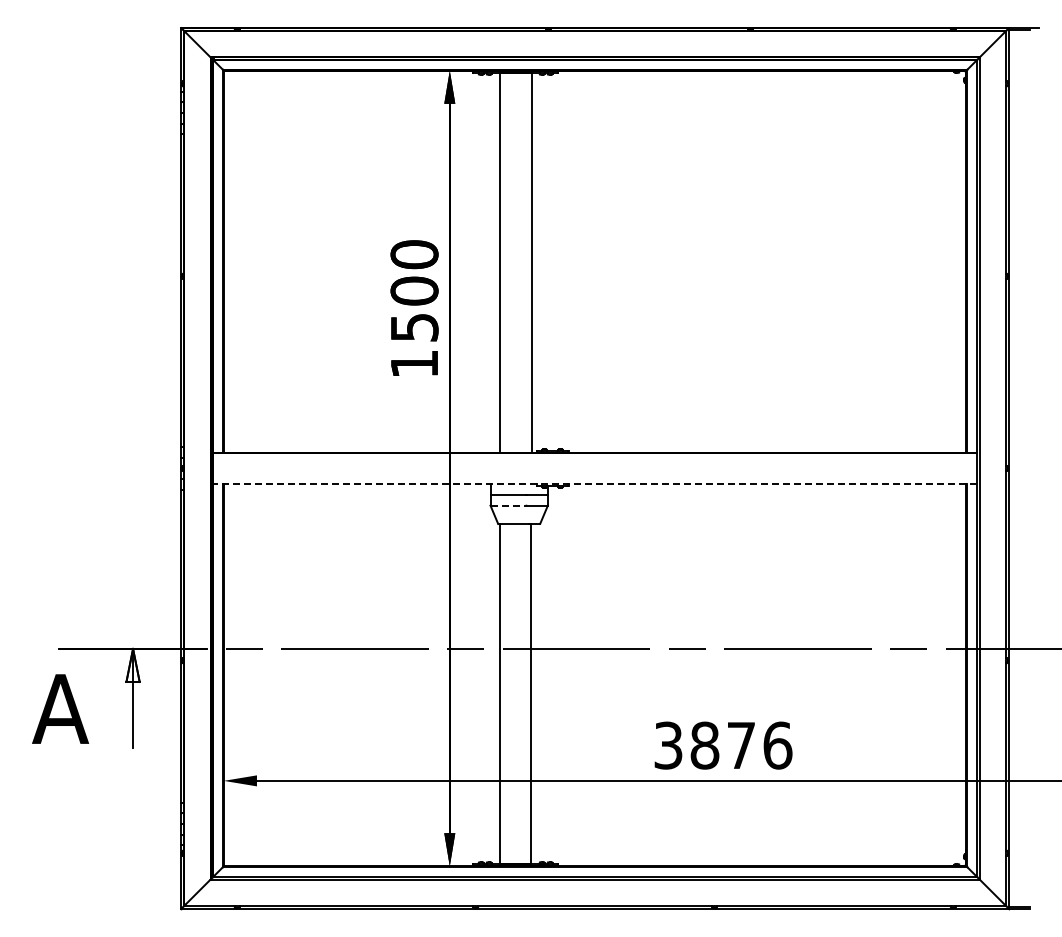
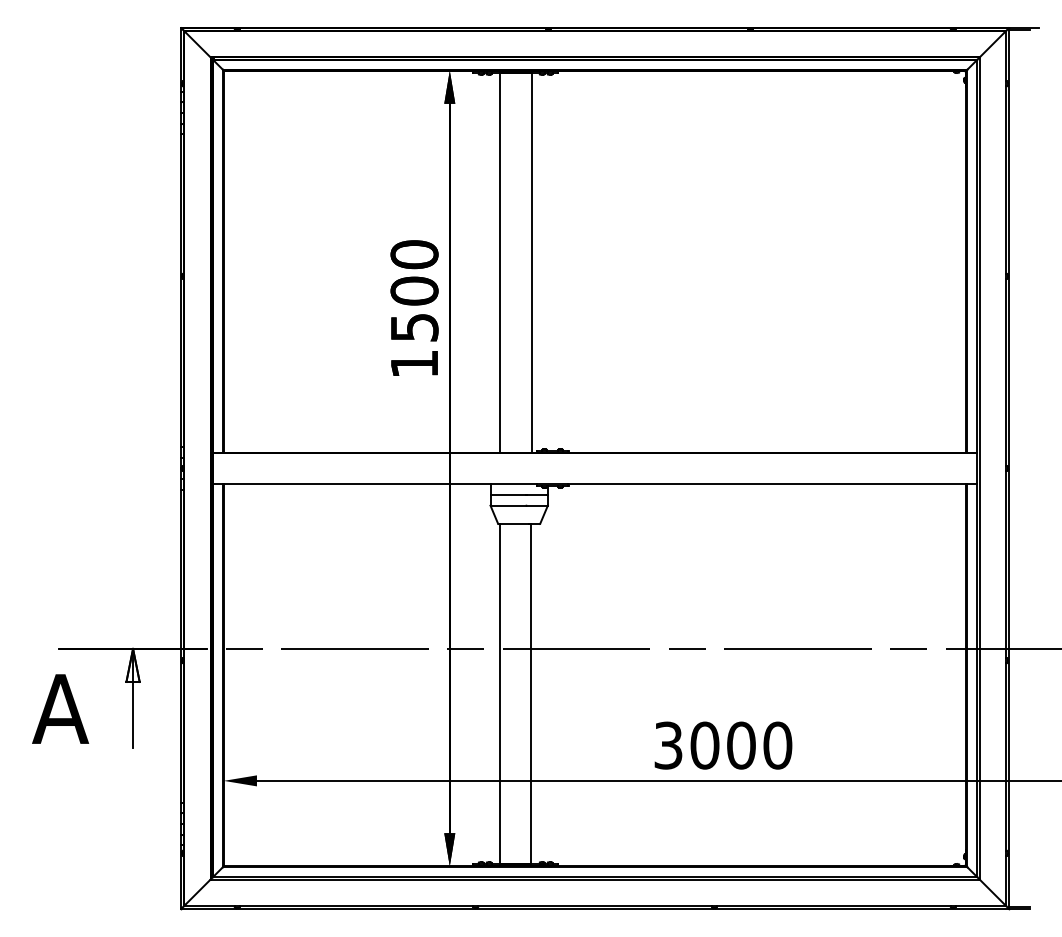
line: dashed -> solid (595, 484)
line: dashed -> solid (508, 505)
text: 3876 -> 3000 (741, 745)
